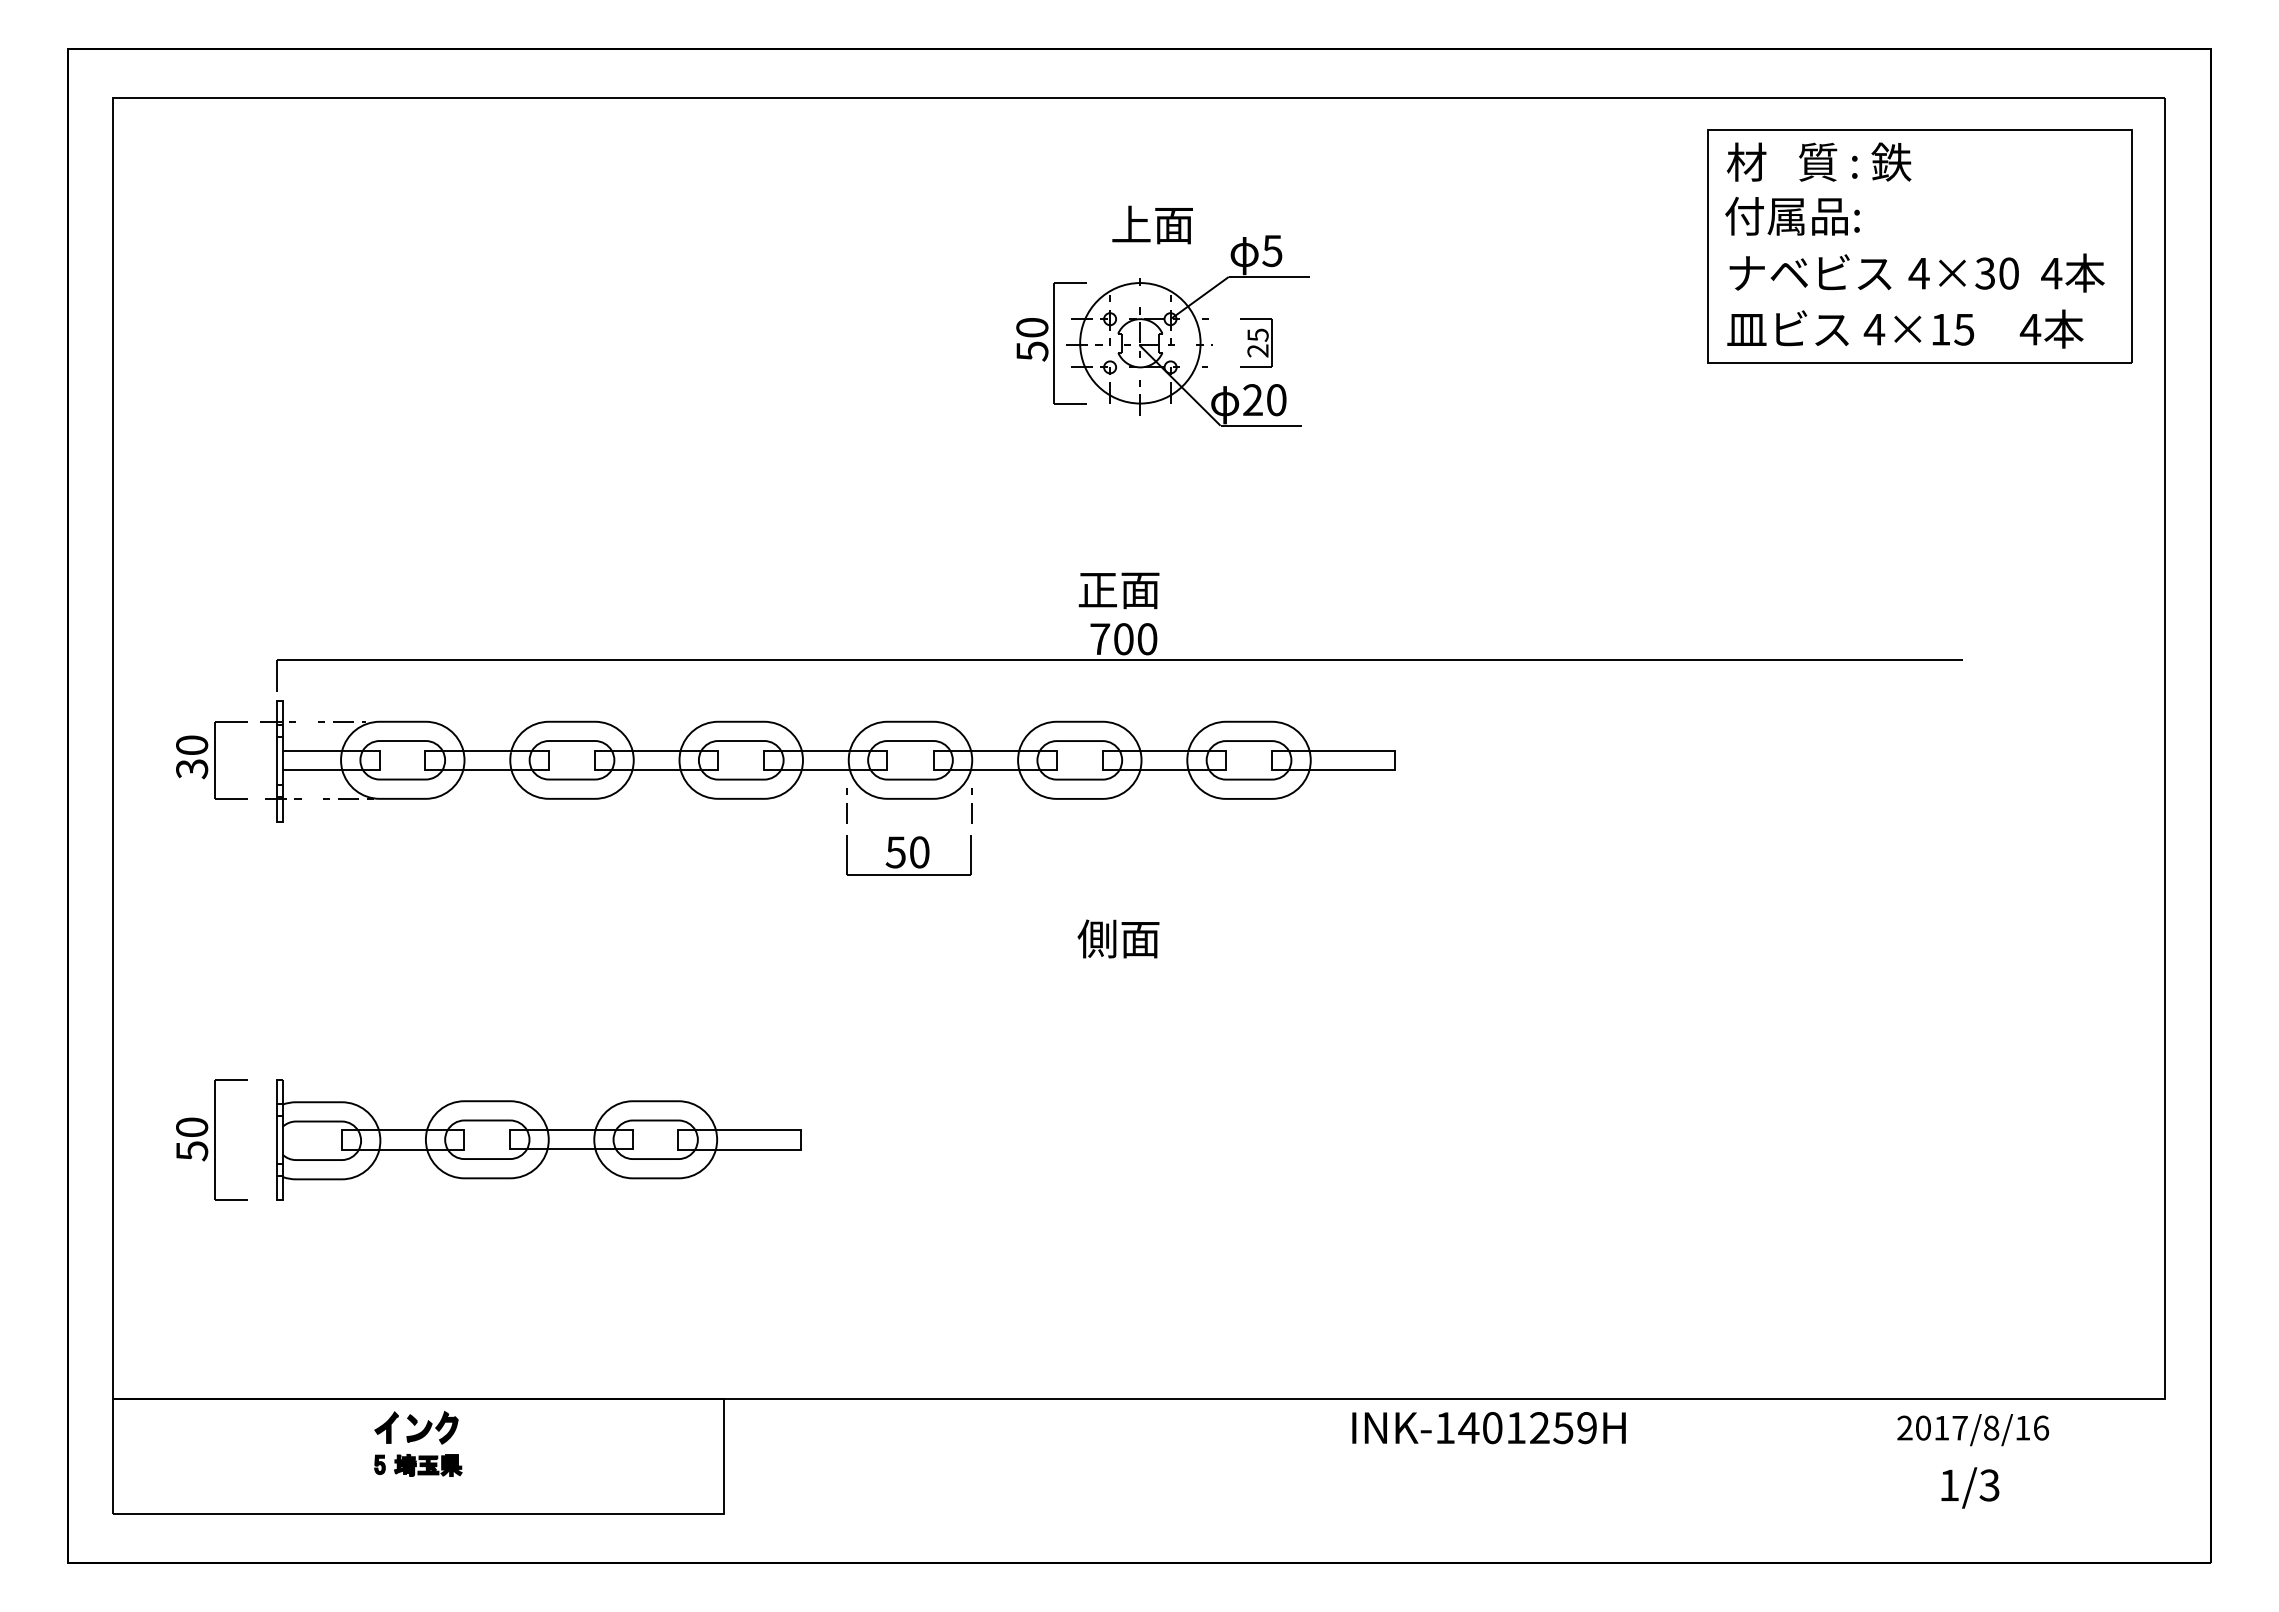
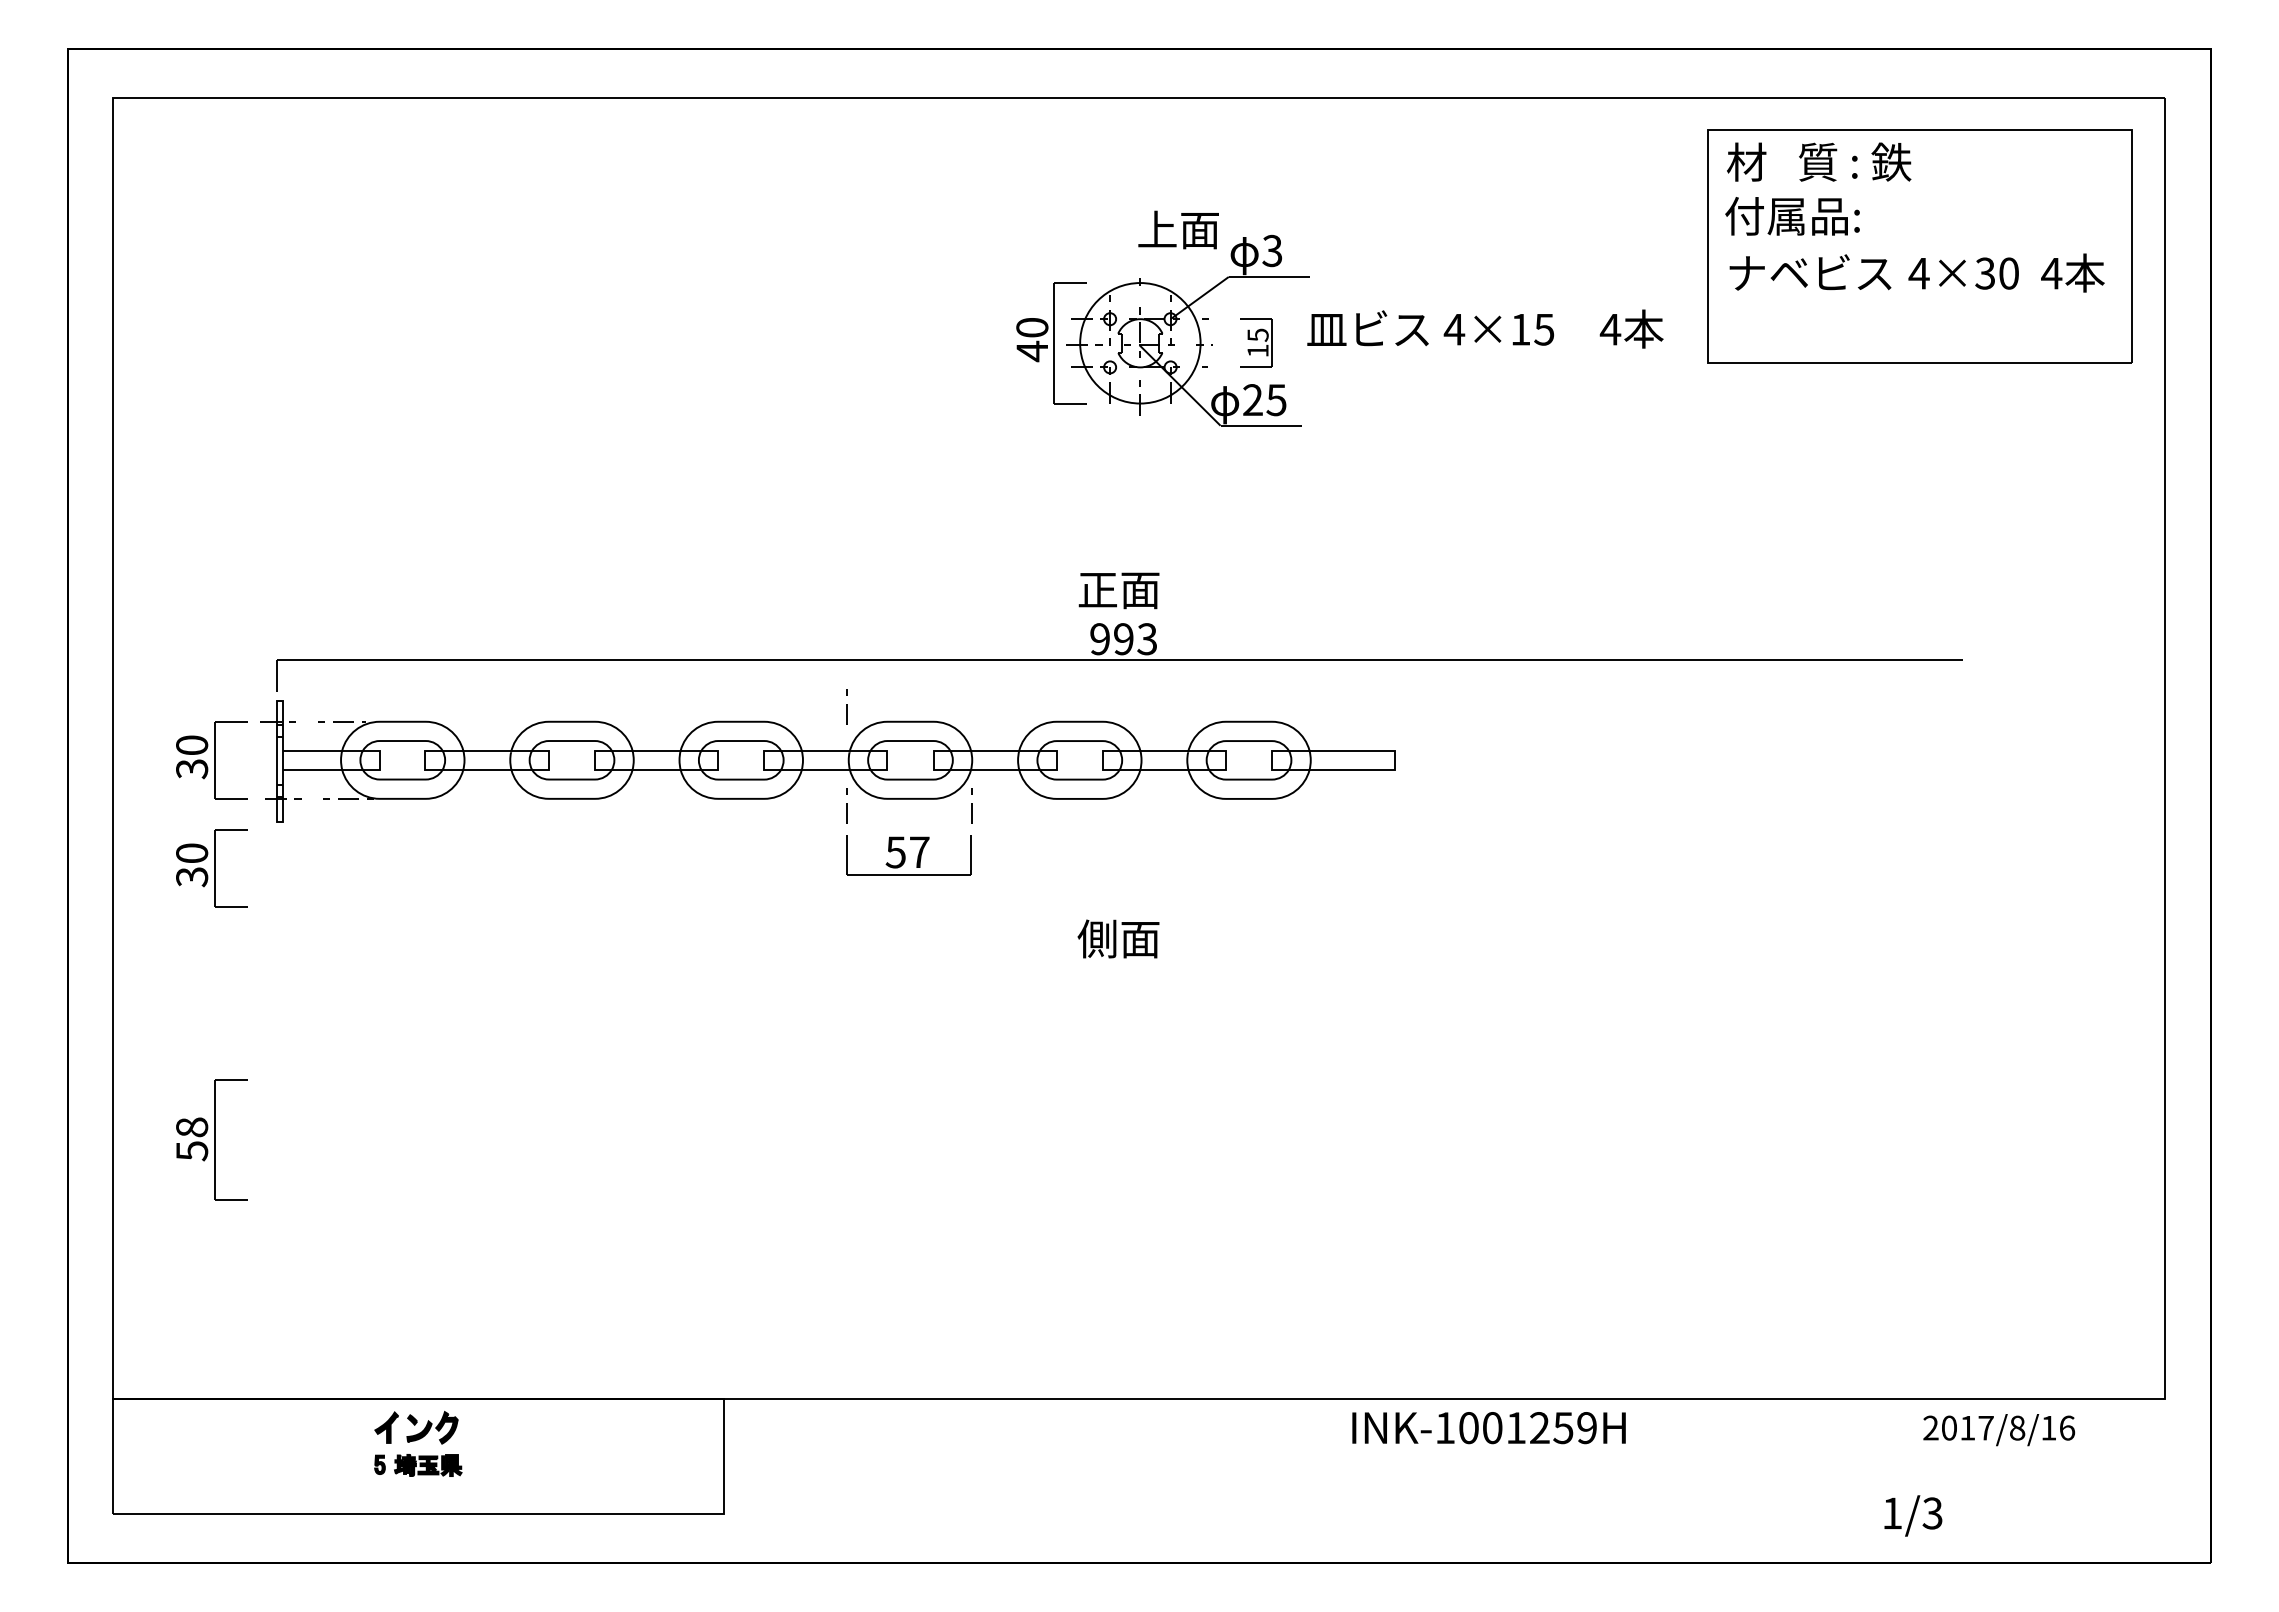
text position: (1152, 224) -> (1178, 229) (1178, 229)
text: 5 -> 3 (1272, 250)
text position: (1905, 328) -> (1485, 328) (1485, 328)
text: 25 -> 15 (1257, 350)
text: 50 -> 40 (1032, 351)
text: 20 -> 25 (1276, 400)
text: 700 -> 993 (1123, 639)
line: none -> present (846, 706)
text: 50 -> 57 (919, 852)
part: none -> present (211, 868)
text: 50 -> 58 (192, 1127)
part: present -> none (538, 1139)
text: INK-1401259H -> INK-1001259H (1468, 1428)
text position: (1973, 1430) -> (1999, 1430) (1999, 1430)
text position: (1970, 1487) -> (1913, 1515) (1913, 1515)
